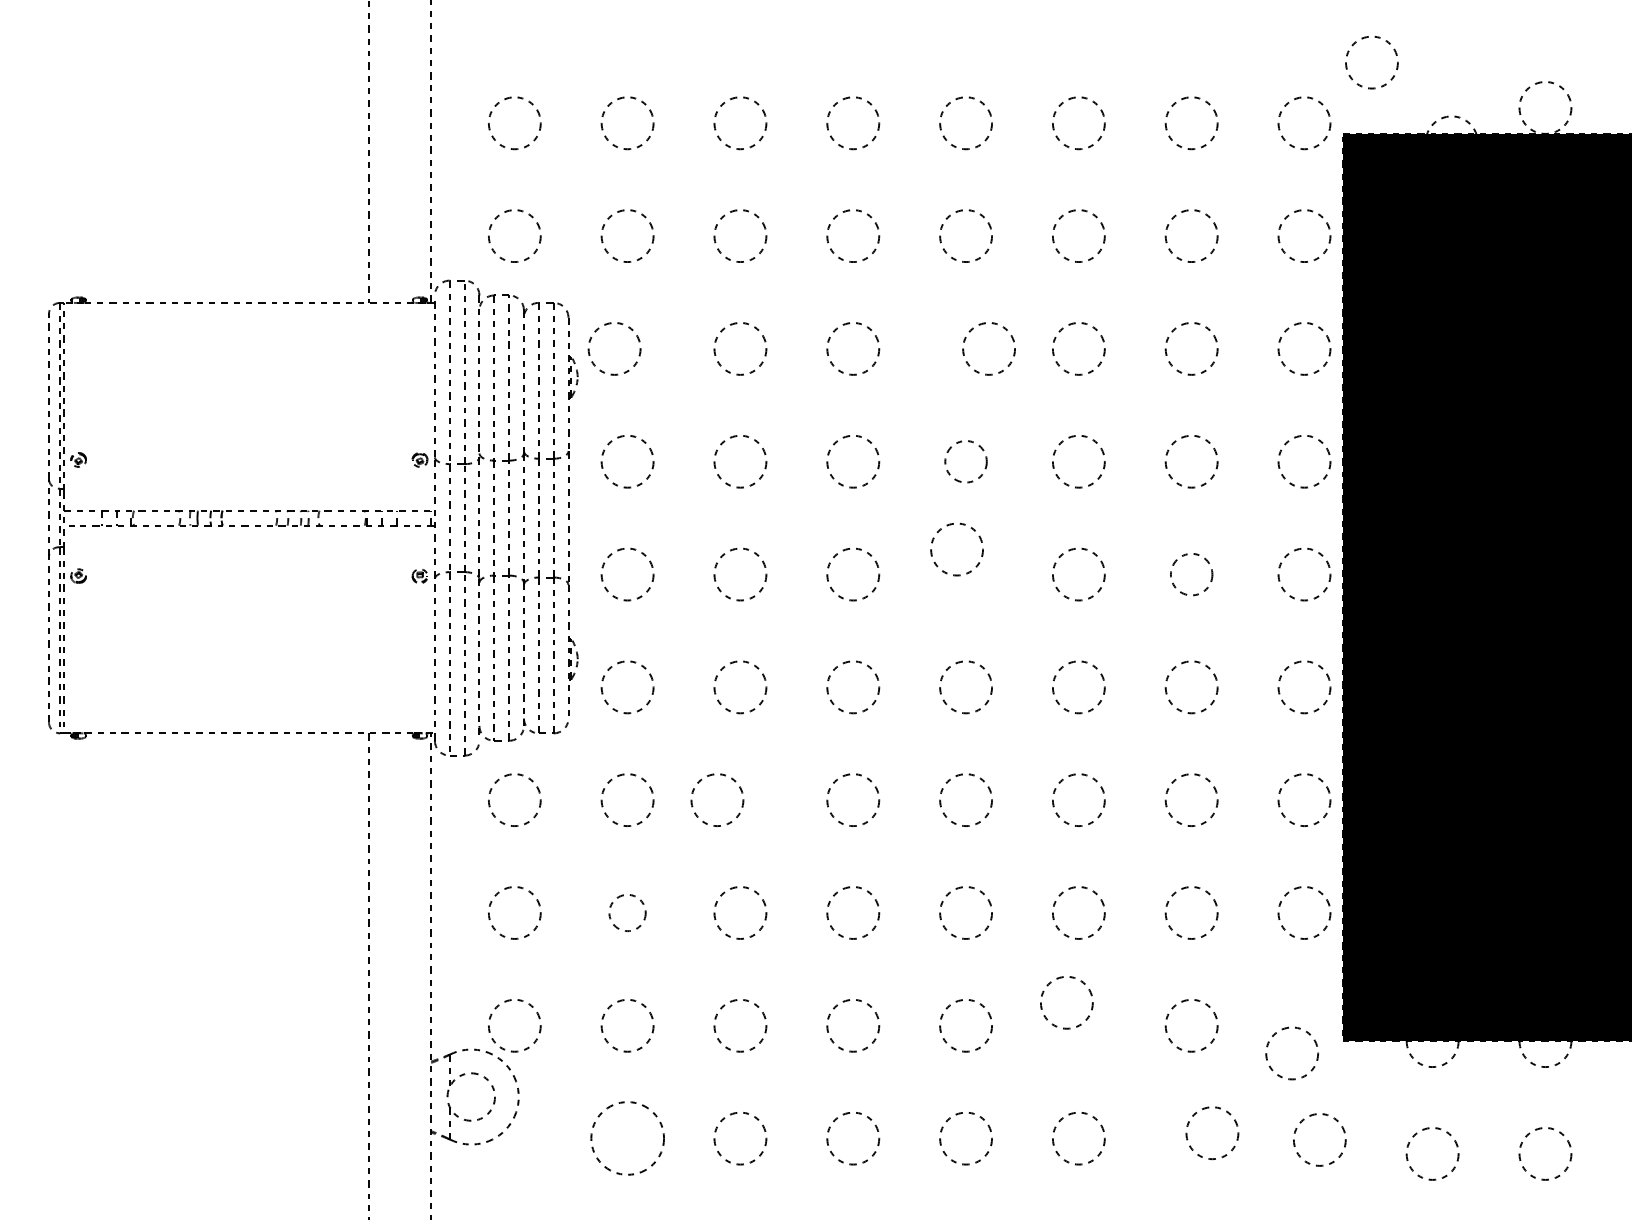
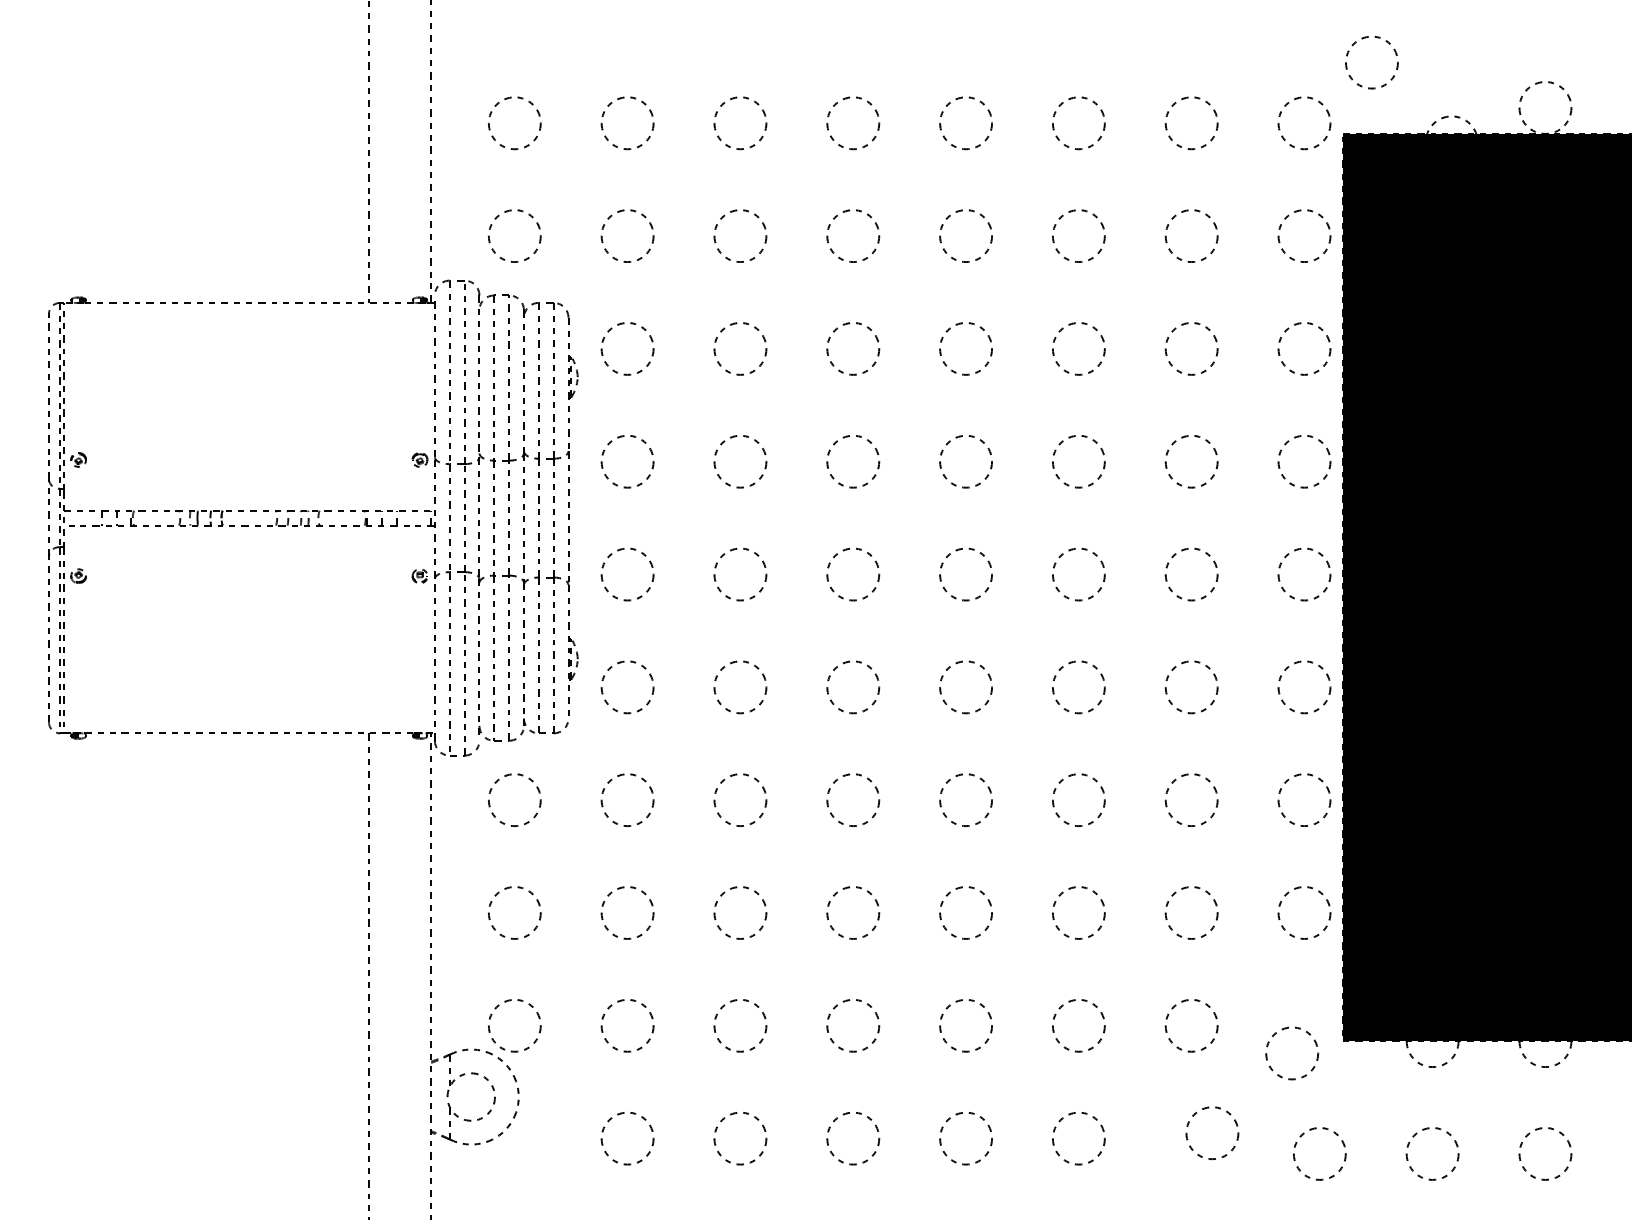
circle position: (614, 348) -> (627, 348) (627, 348)
circle position: (988, 348) -> (965, 348) (965, 348)
circle size: 44x44 px -> 54x54 px (965, 461)
circle position: (956, 549) -> (965, 574) (965, 574)
circle size: 44x44 px -> 55x54 px (1191, 574)
circle position: (717, 799) -> (740, 799) (740, 799)
circle size: 39x38 px -> 55x54 px (627, 912)
circle position: (1066, 1002) -> (1078, 1025) (1078, 1025)
circle size: 75x75 px -> 55x54 px (627, 1138)
circle position: (1319, 1139) -> (1319, 1153) (1319, 1153)
